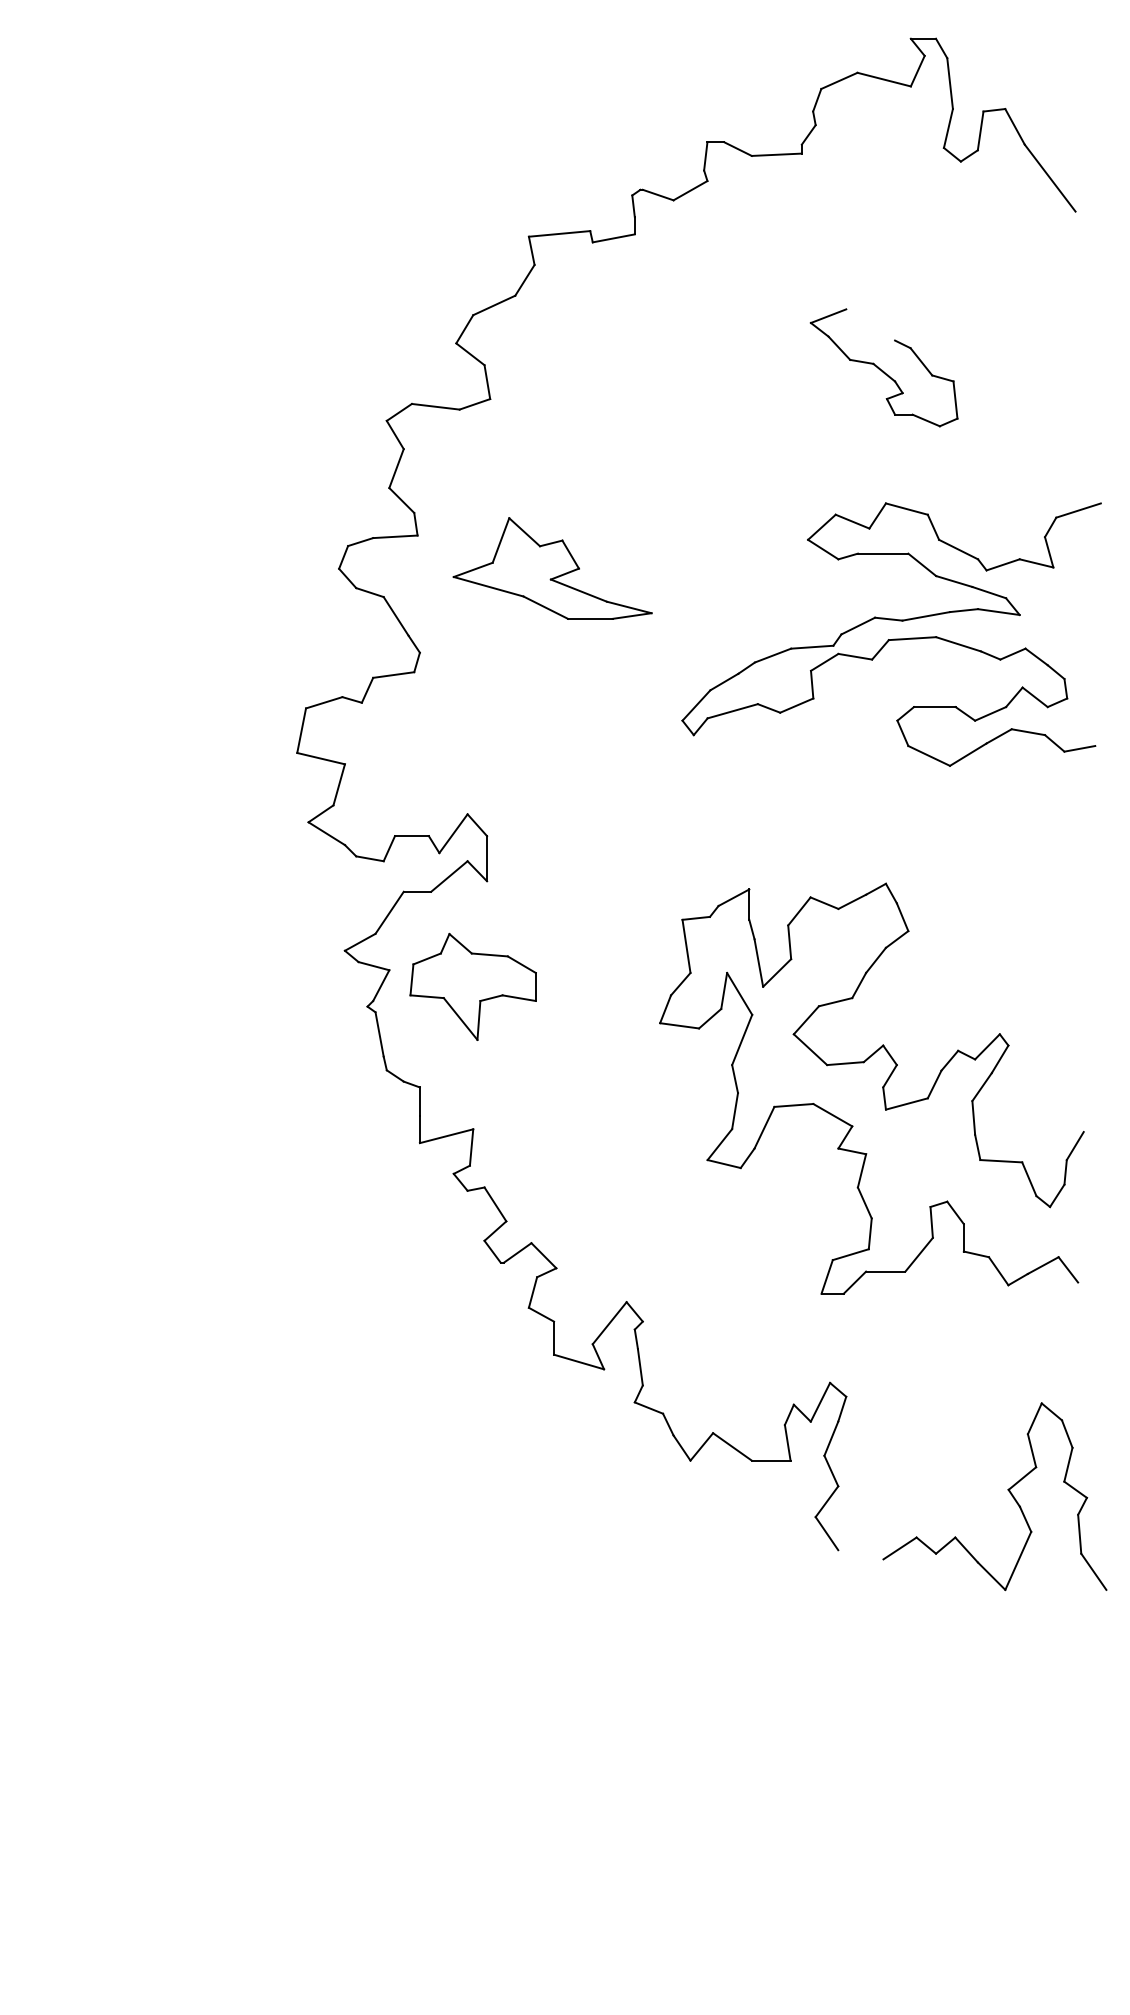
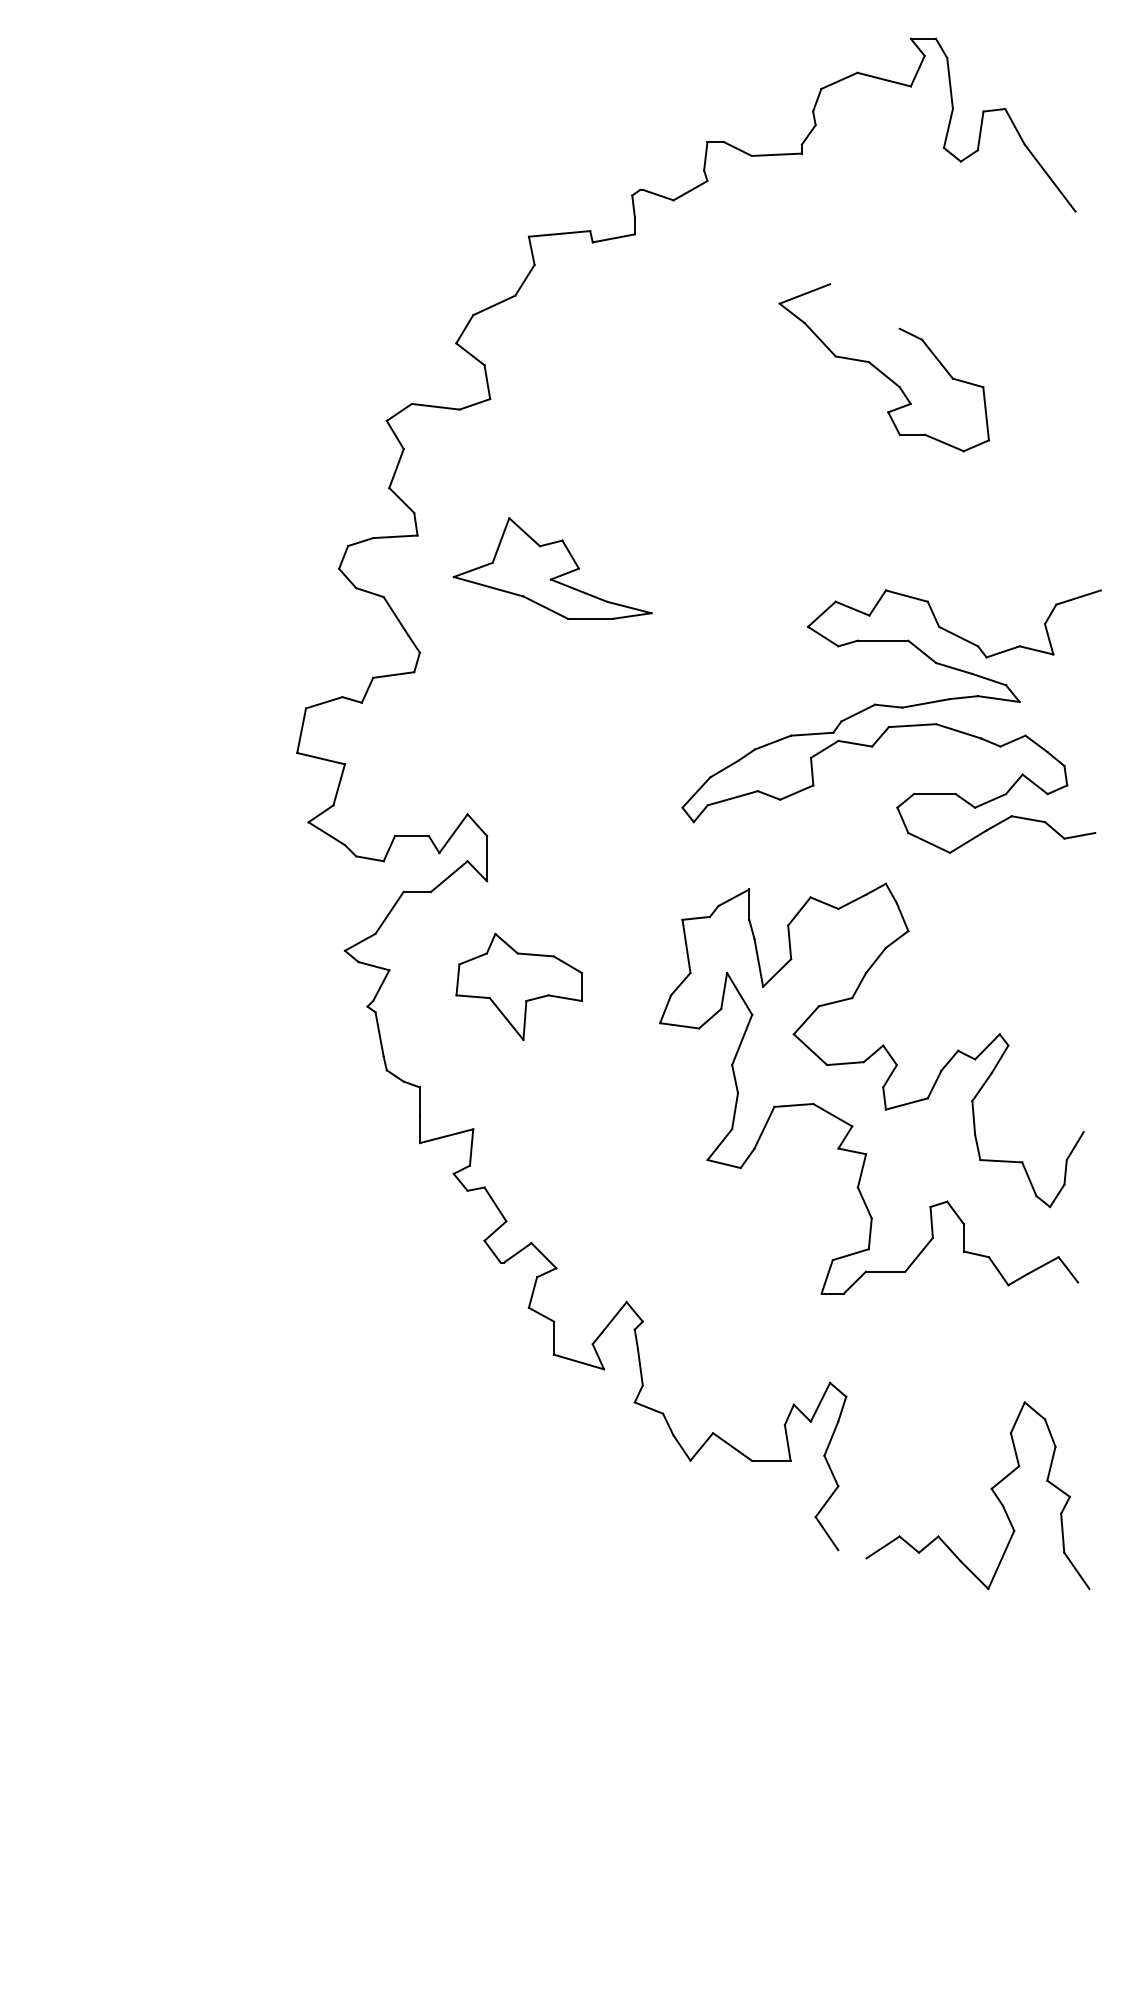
part size: 150x120 px -> 212x170 px (883, 367)
part position: (891, 634) -> (891, 721) (891, 721)
part position: (472, 986) -> (518, 986) (518, 986)
part position: (1007, 1490) -> (990, 1489) (990, 1489)
